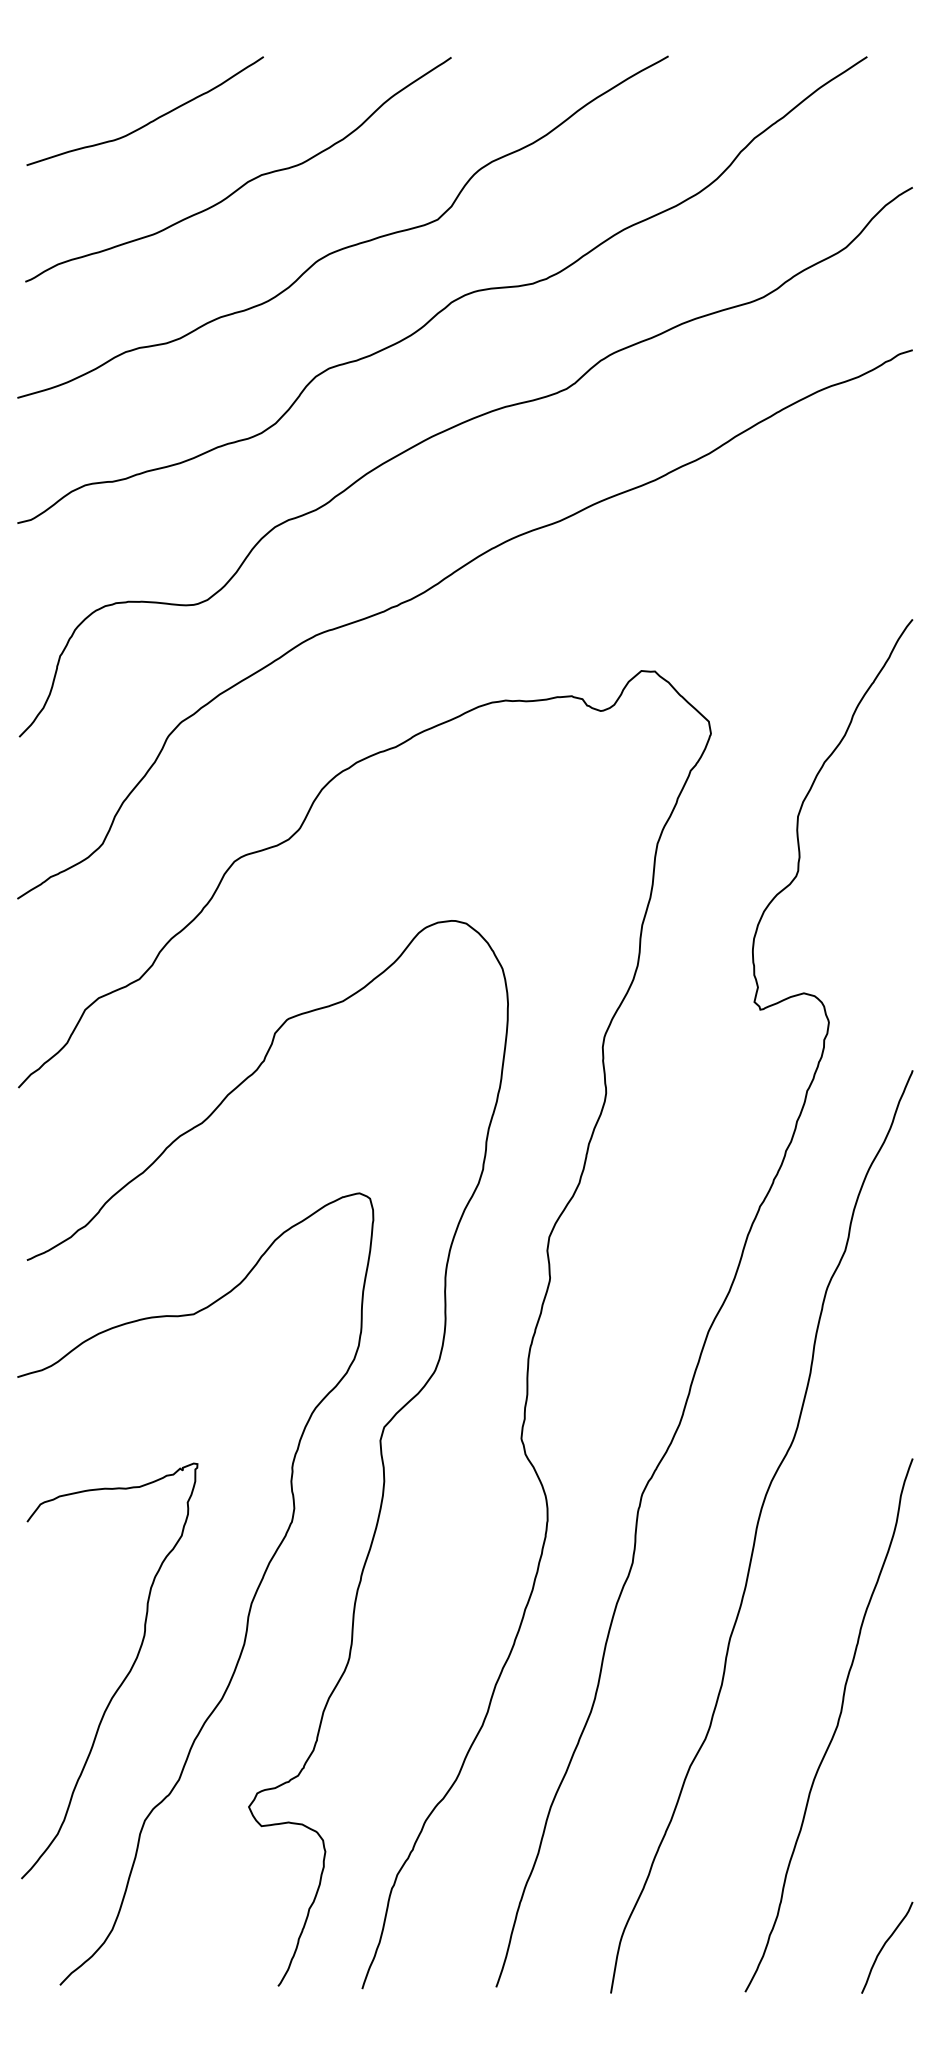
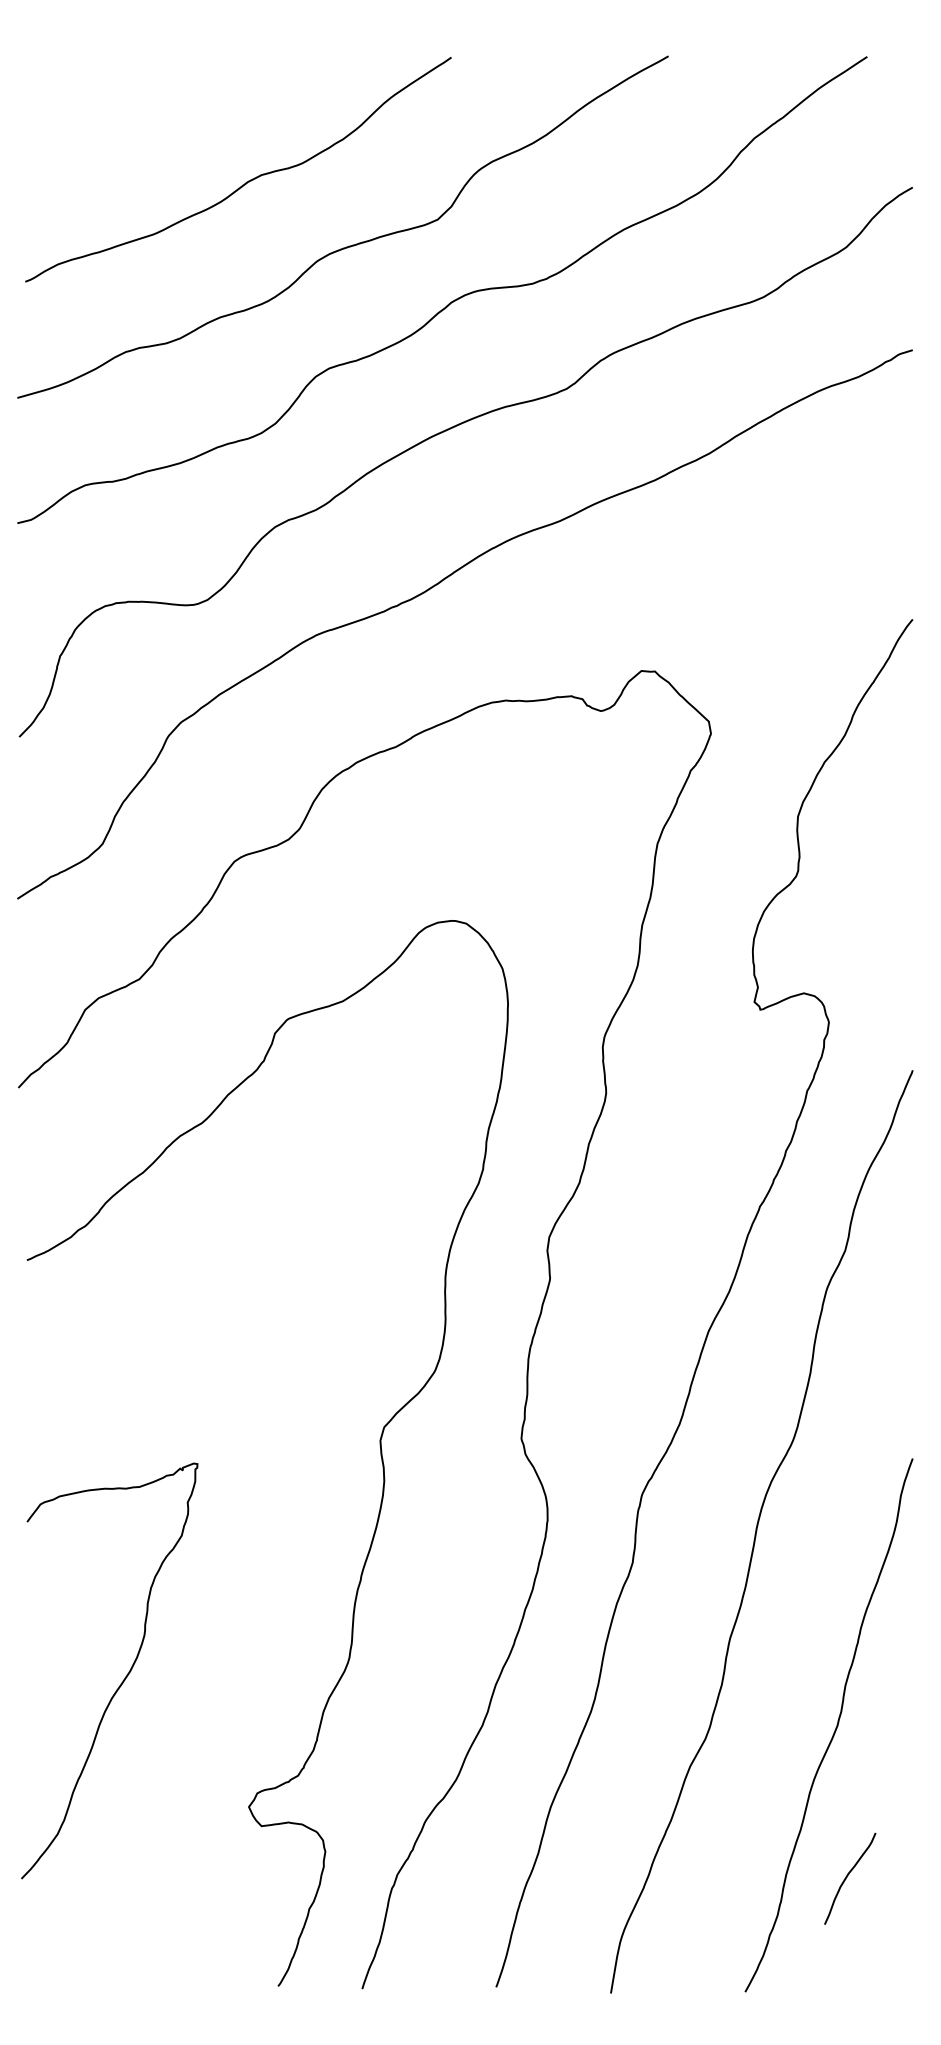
curve: present -> none (149, 121)
curve: present -> none (250, 1603)
curve position: (884, 1946) -> (847, 1877) (847, 1877)
